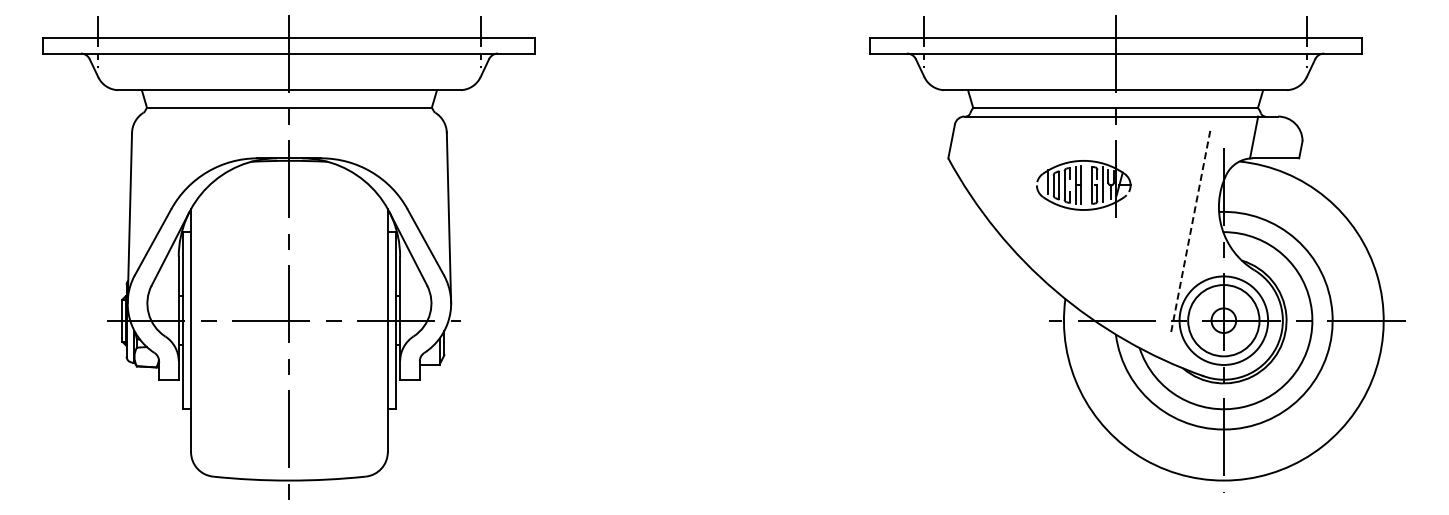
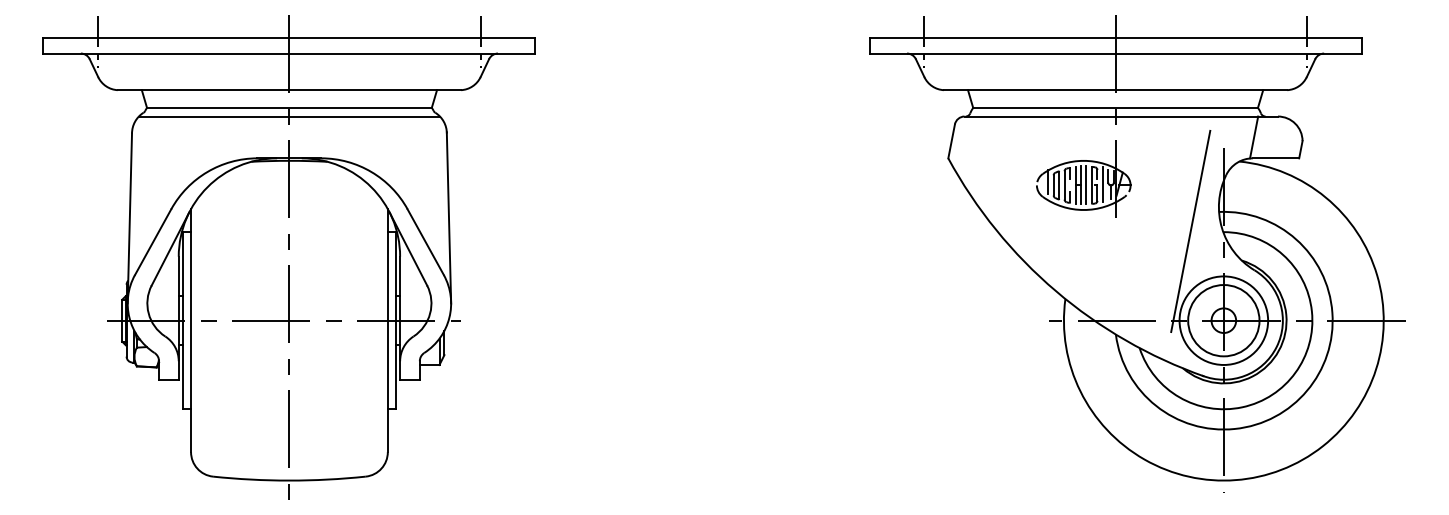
line: none -> present (288, 116)
line: none -> present (1086, 185)
line: dashed -> solid (1190, 230)
